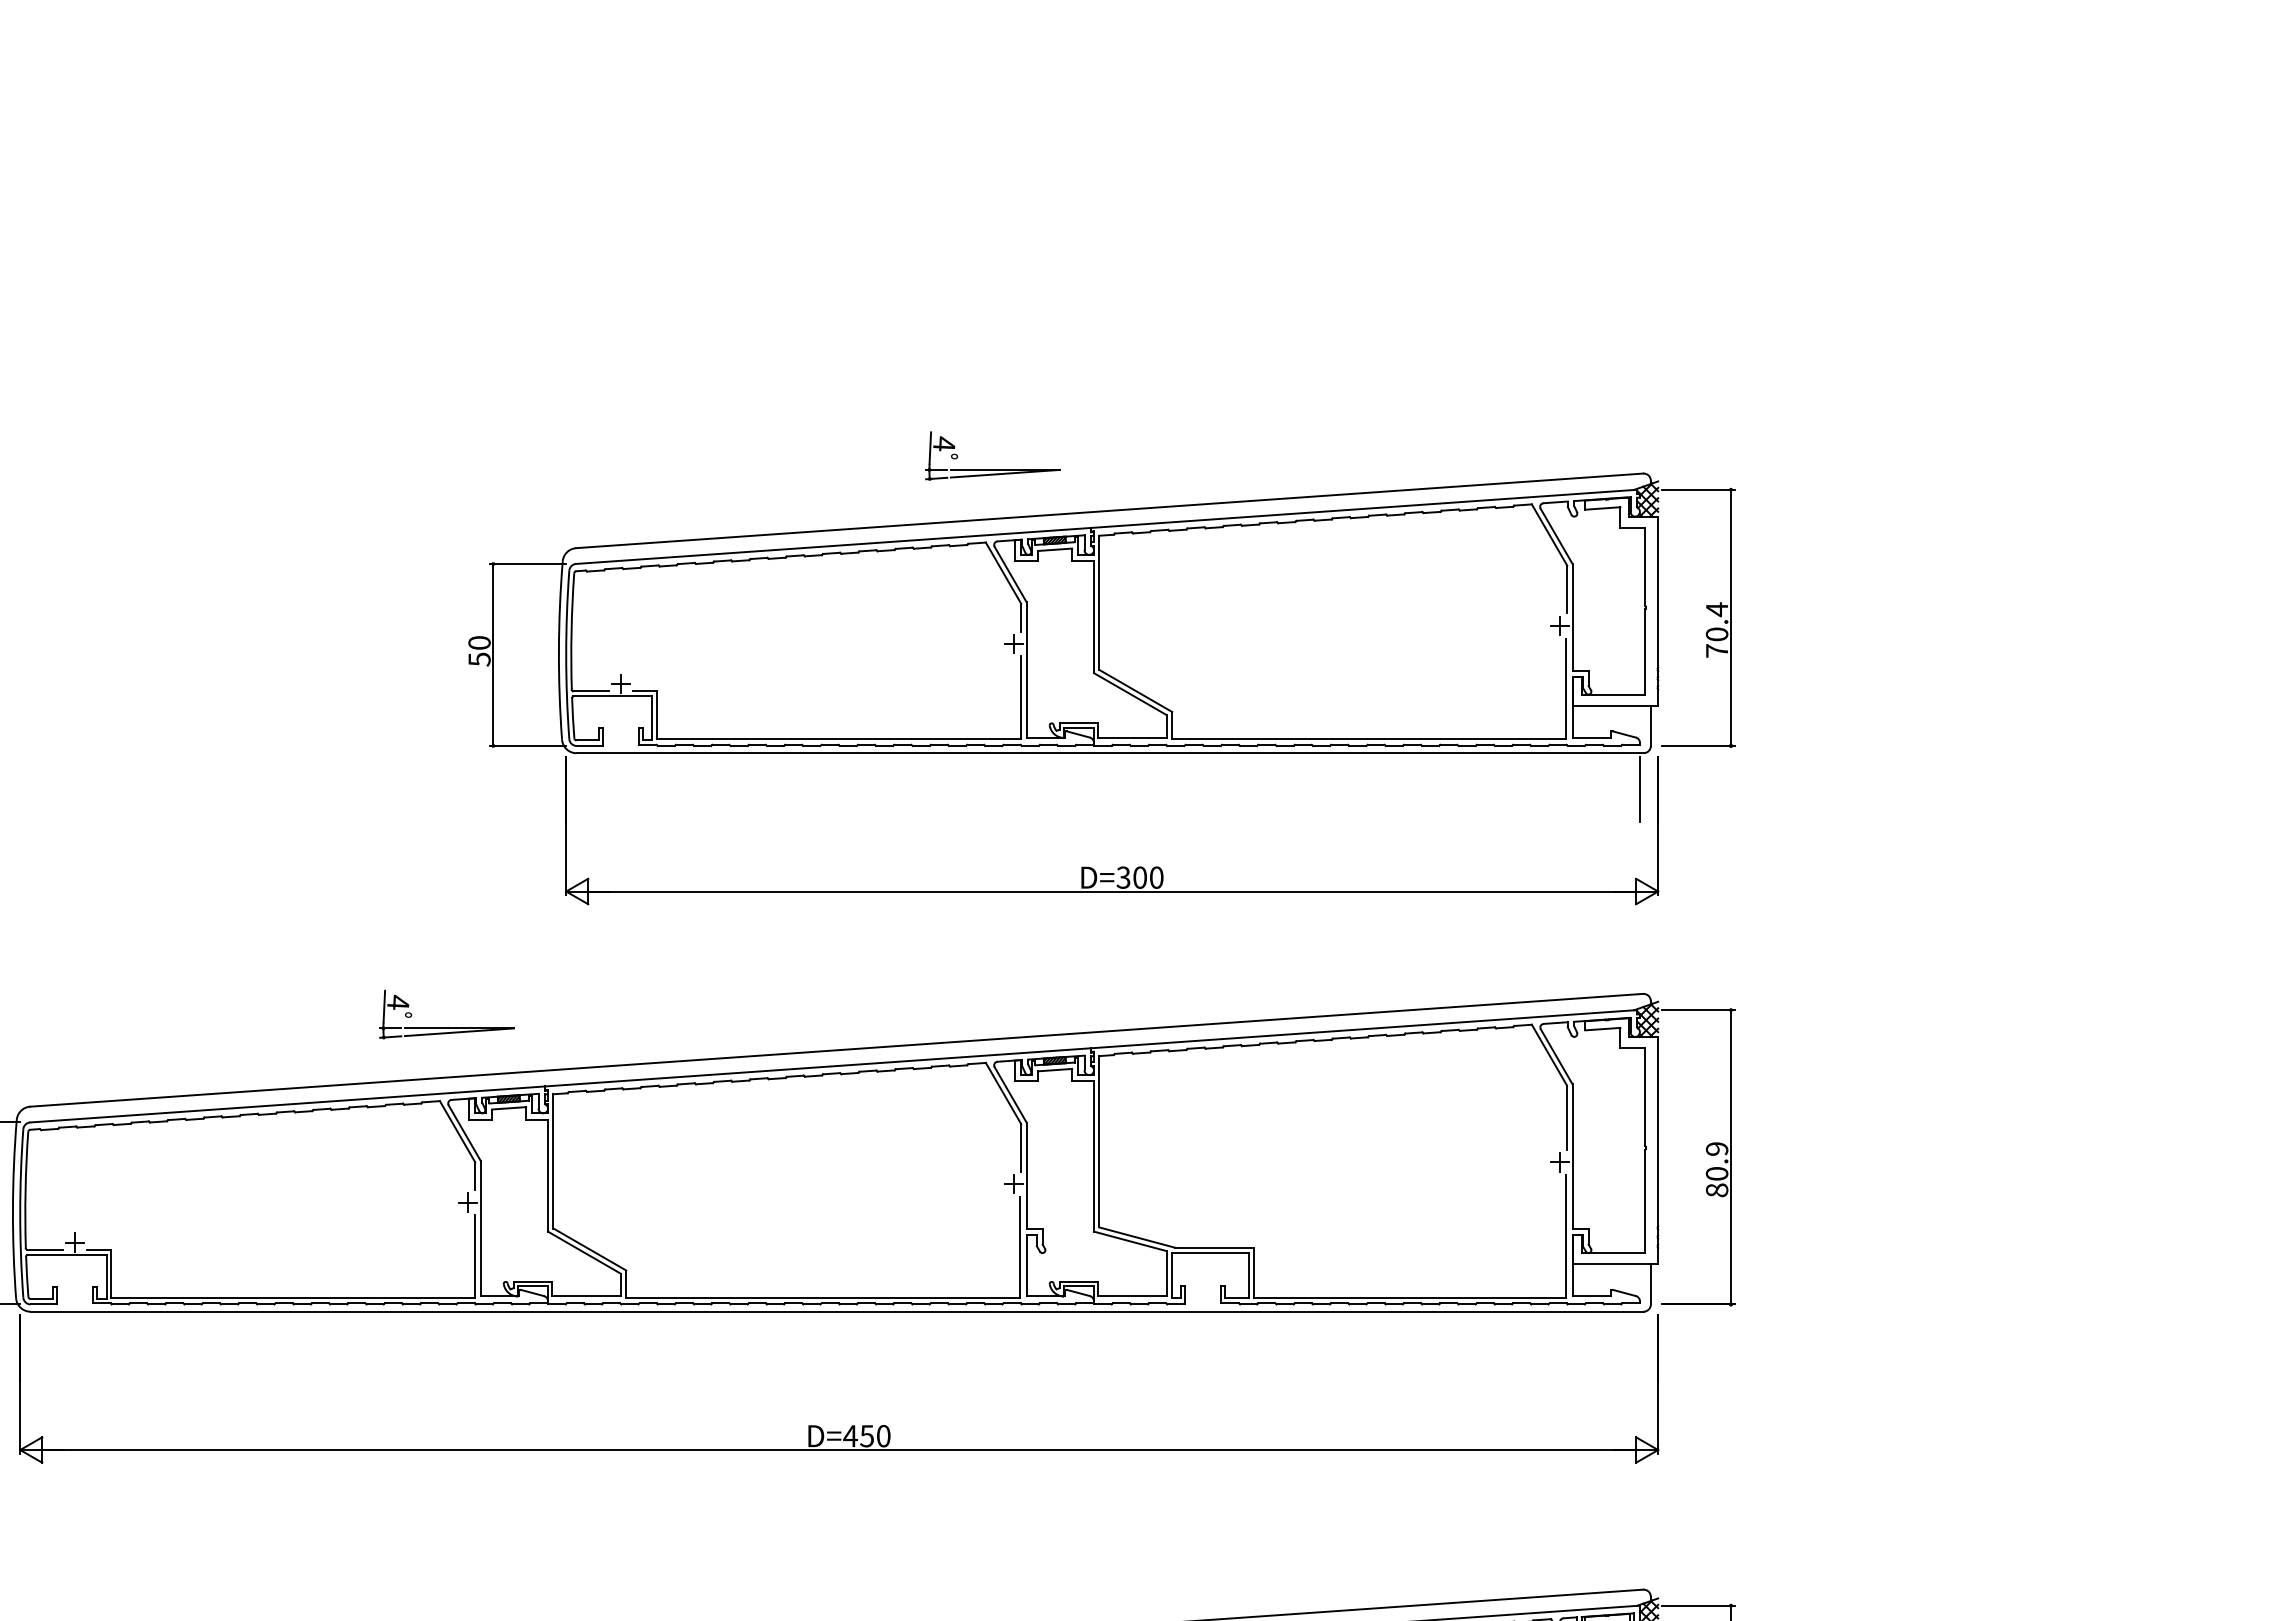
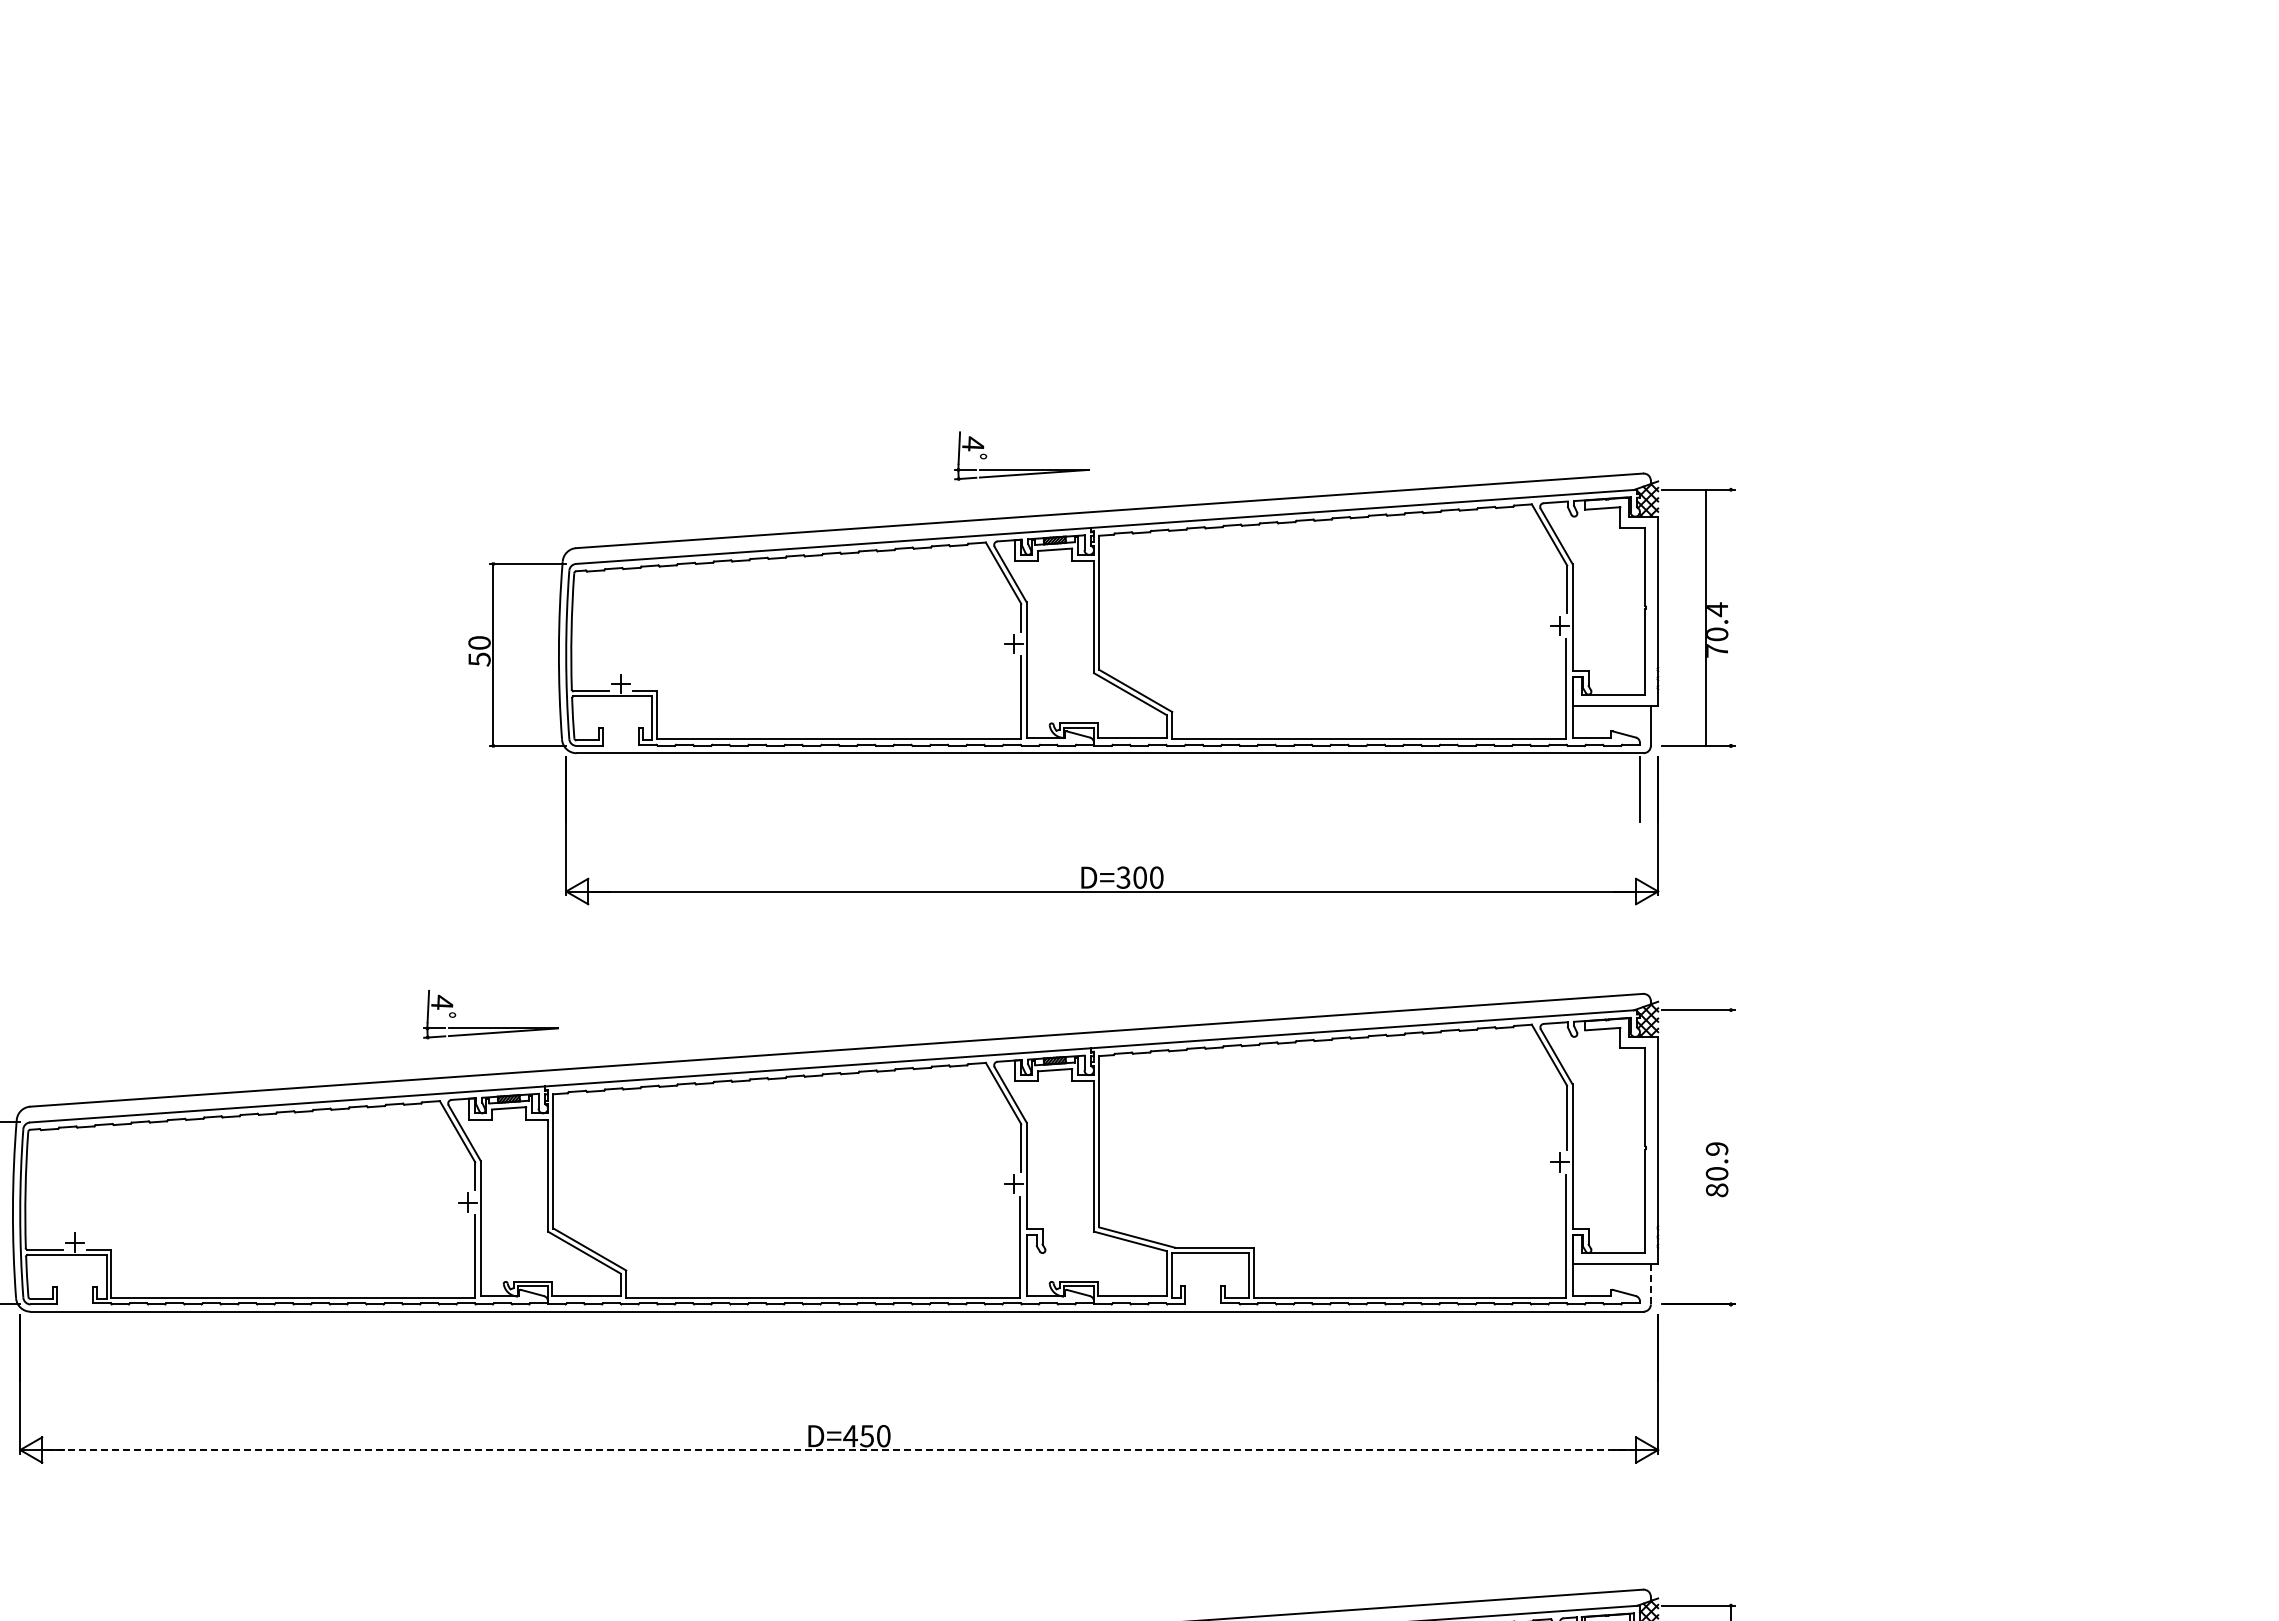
part position: (992, 469) -> (1021, 469) (1021, 469)
line position: (1730, 617) -> (1705, 617) (1705, 617)
part position: (446, 1027) -> (490, 1027) (490, 1027)
line: present -> none (1730, 1157)
line: solid -> dashed (1650, 1284)
line: solid -> dashed (839, 1450)
